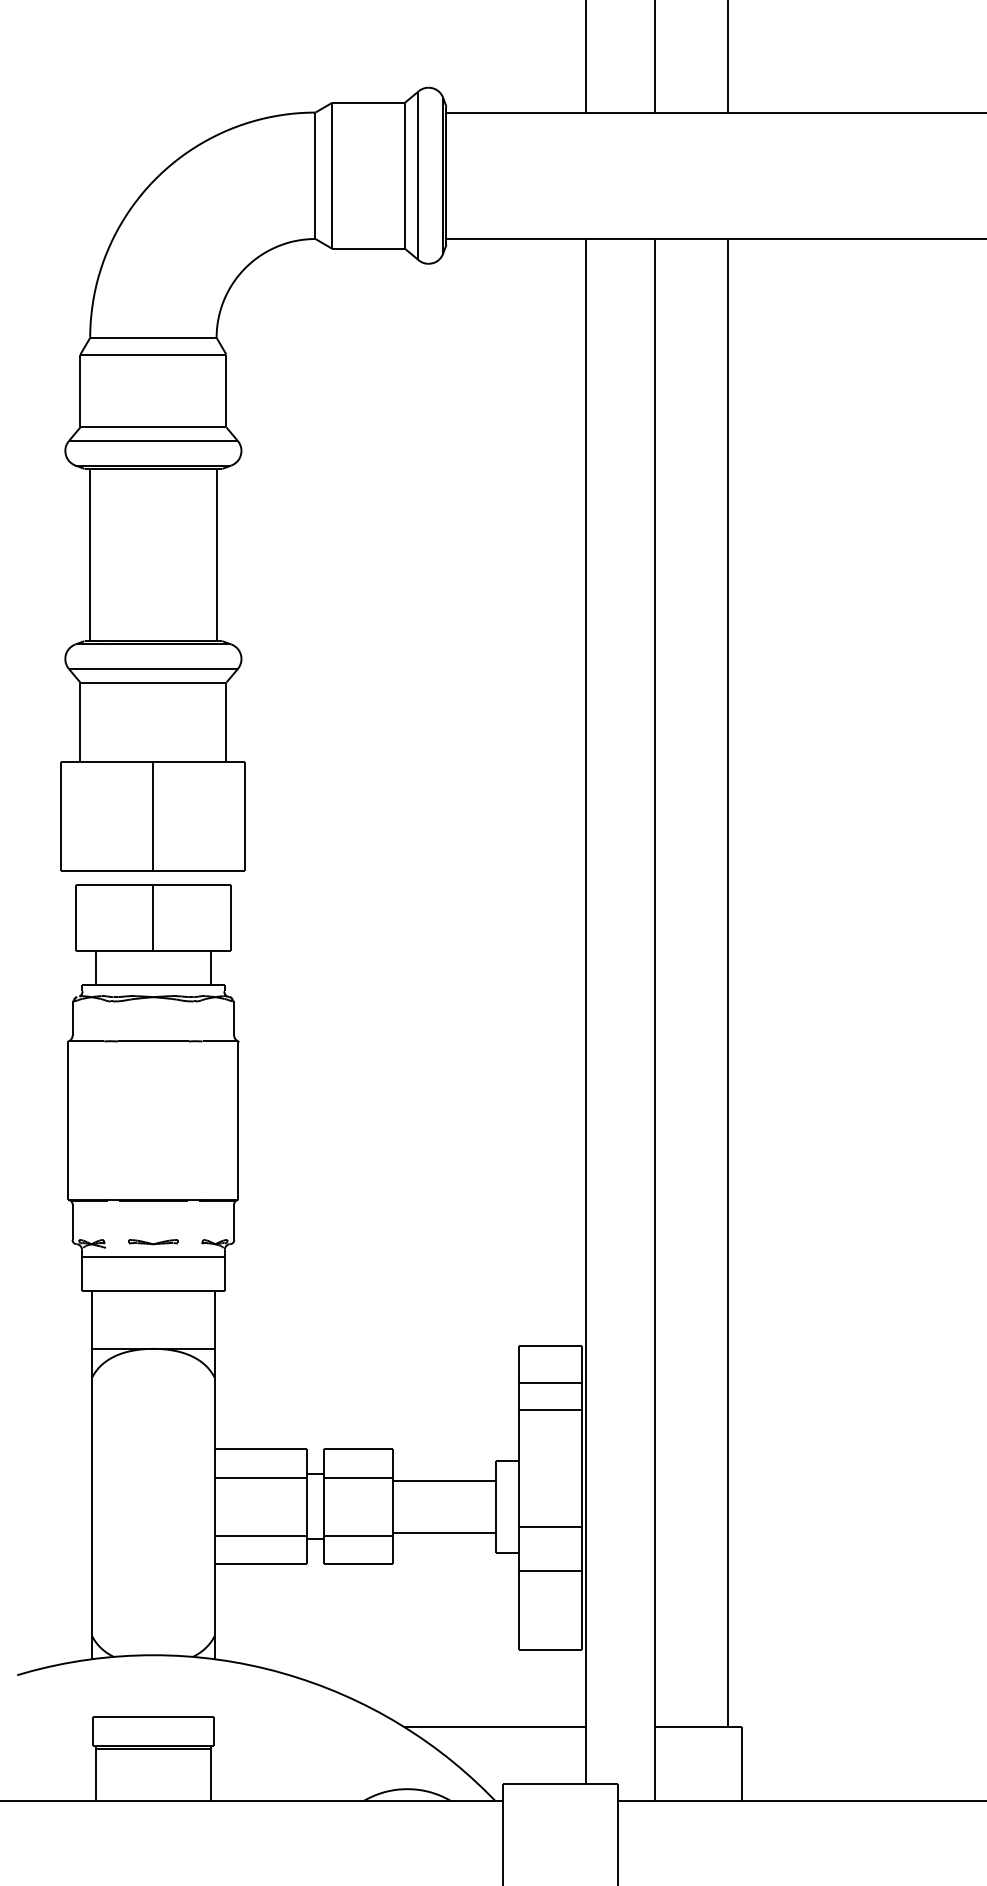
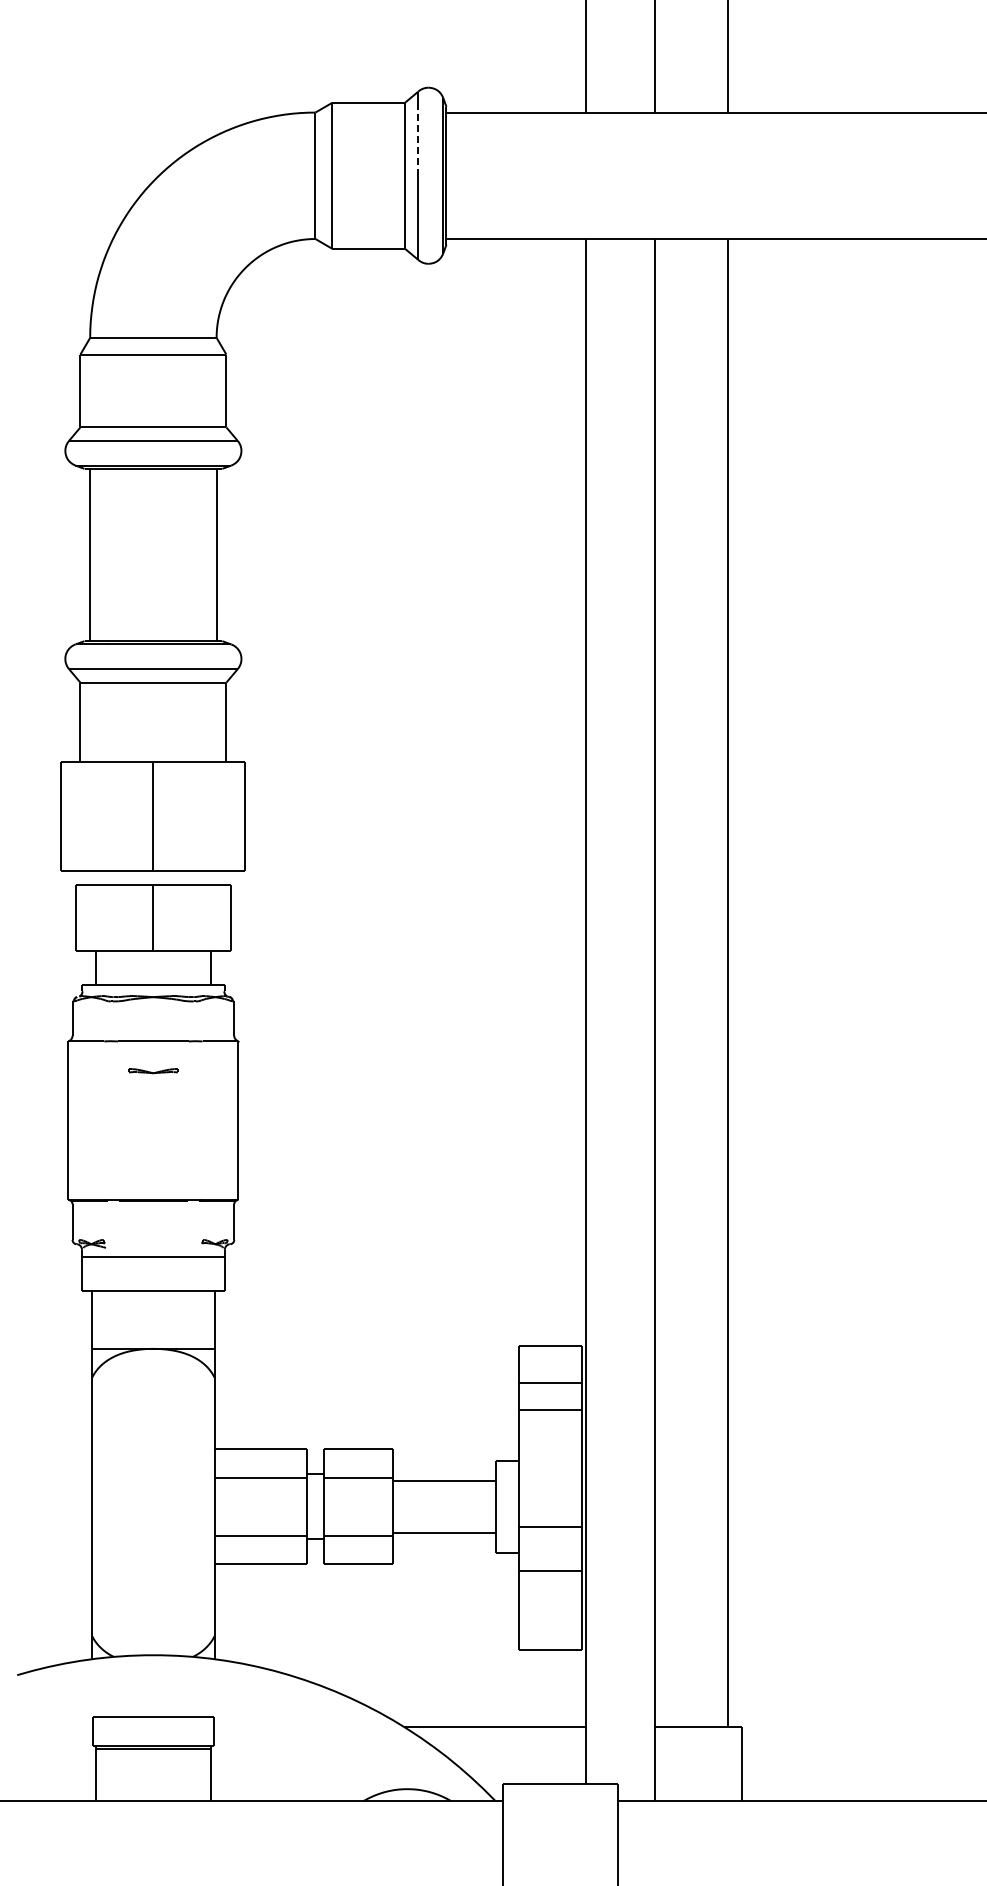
line: solid -> dashed (418, 141)
part position: (153, 1242) -> (153, 1071) (153, 1071)
